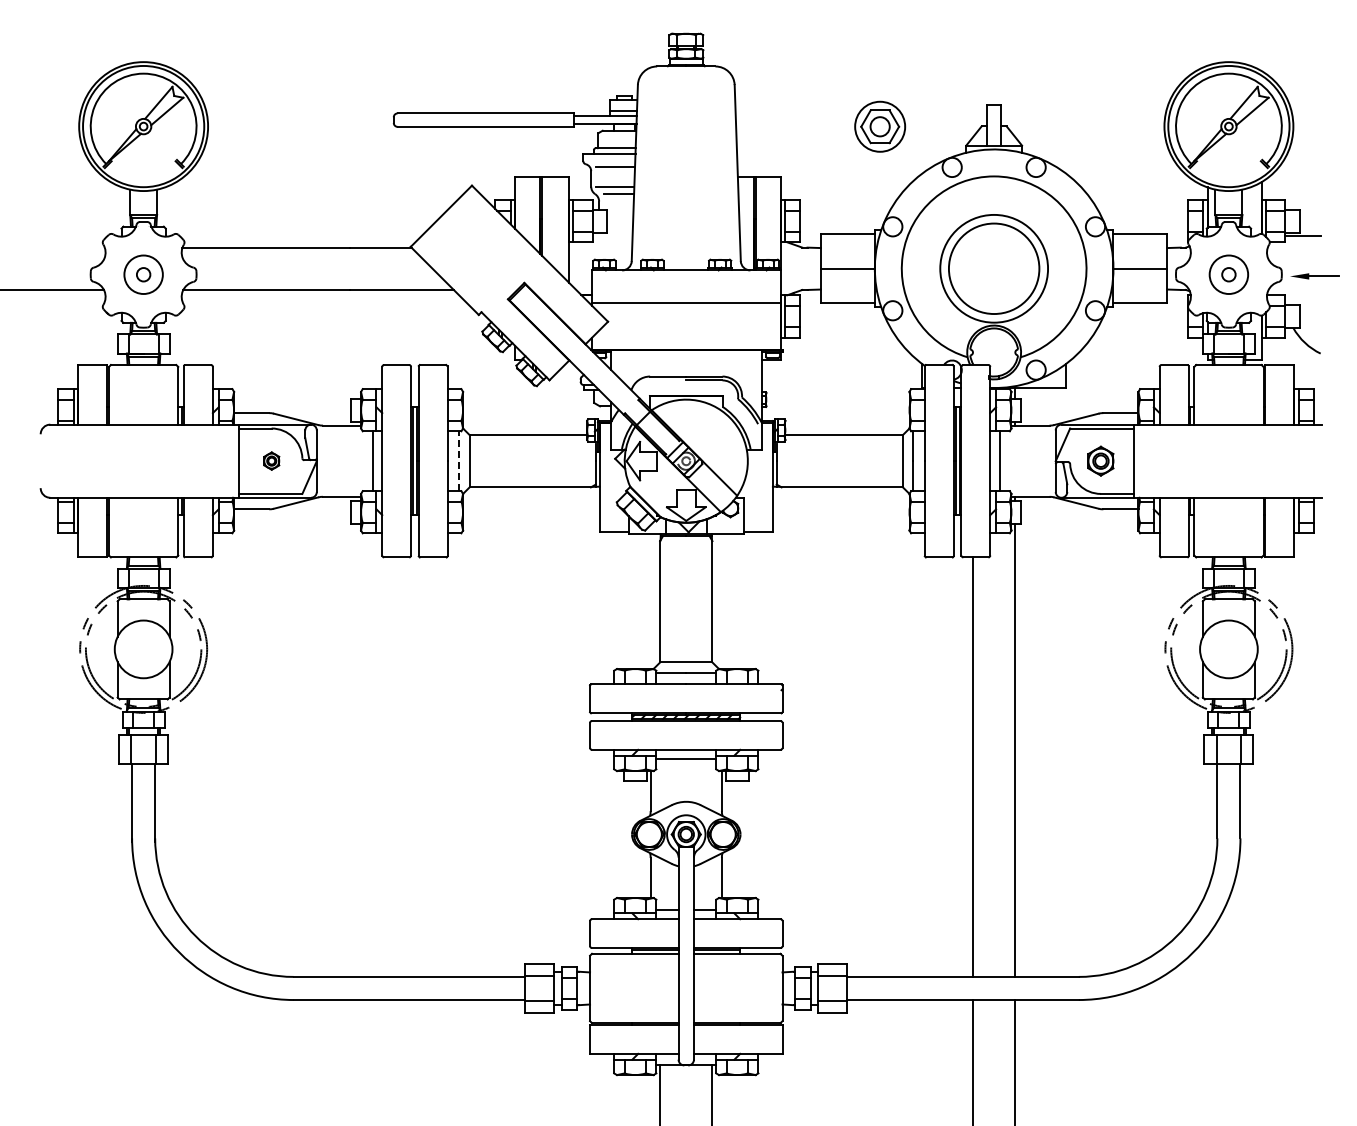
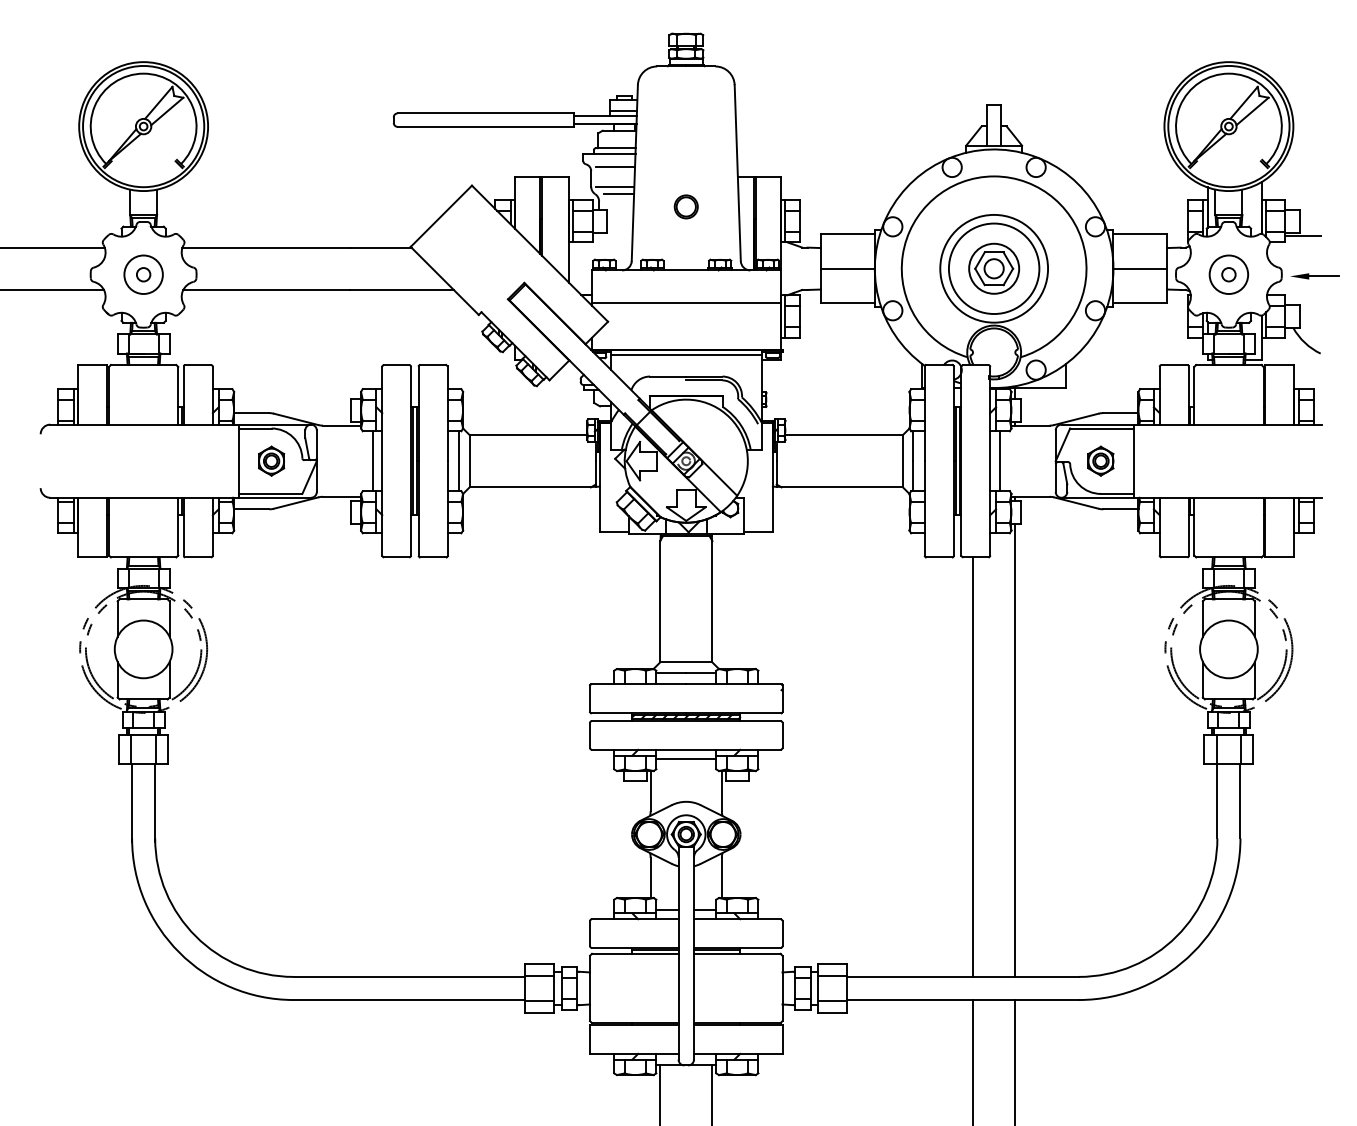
part position: (880, 126) -> (994, 268) (994, 268)
part: none -> present (685, 206)
line: none -> present (53, 247)
line: none -> present (686, 355)
part size: 18x20 px -> 28x32 px (271, 460)
line: dashed -> solid (459, 461)
